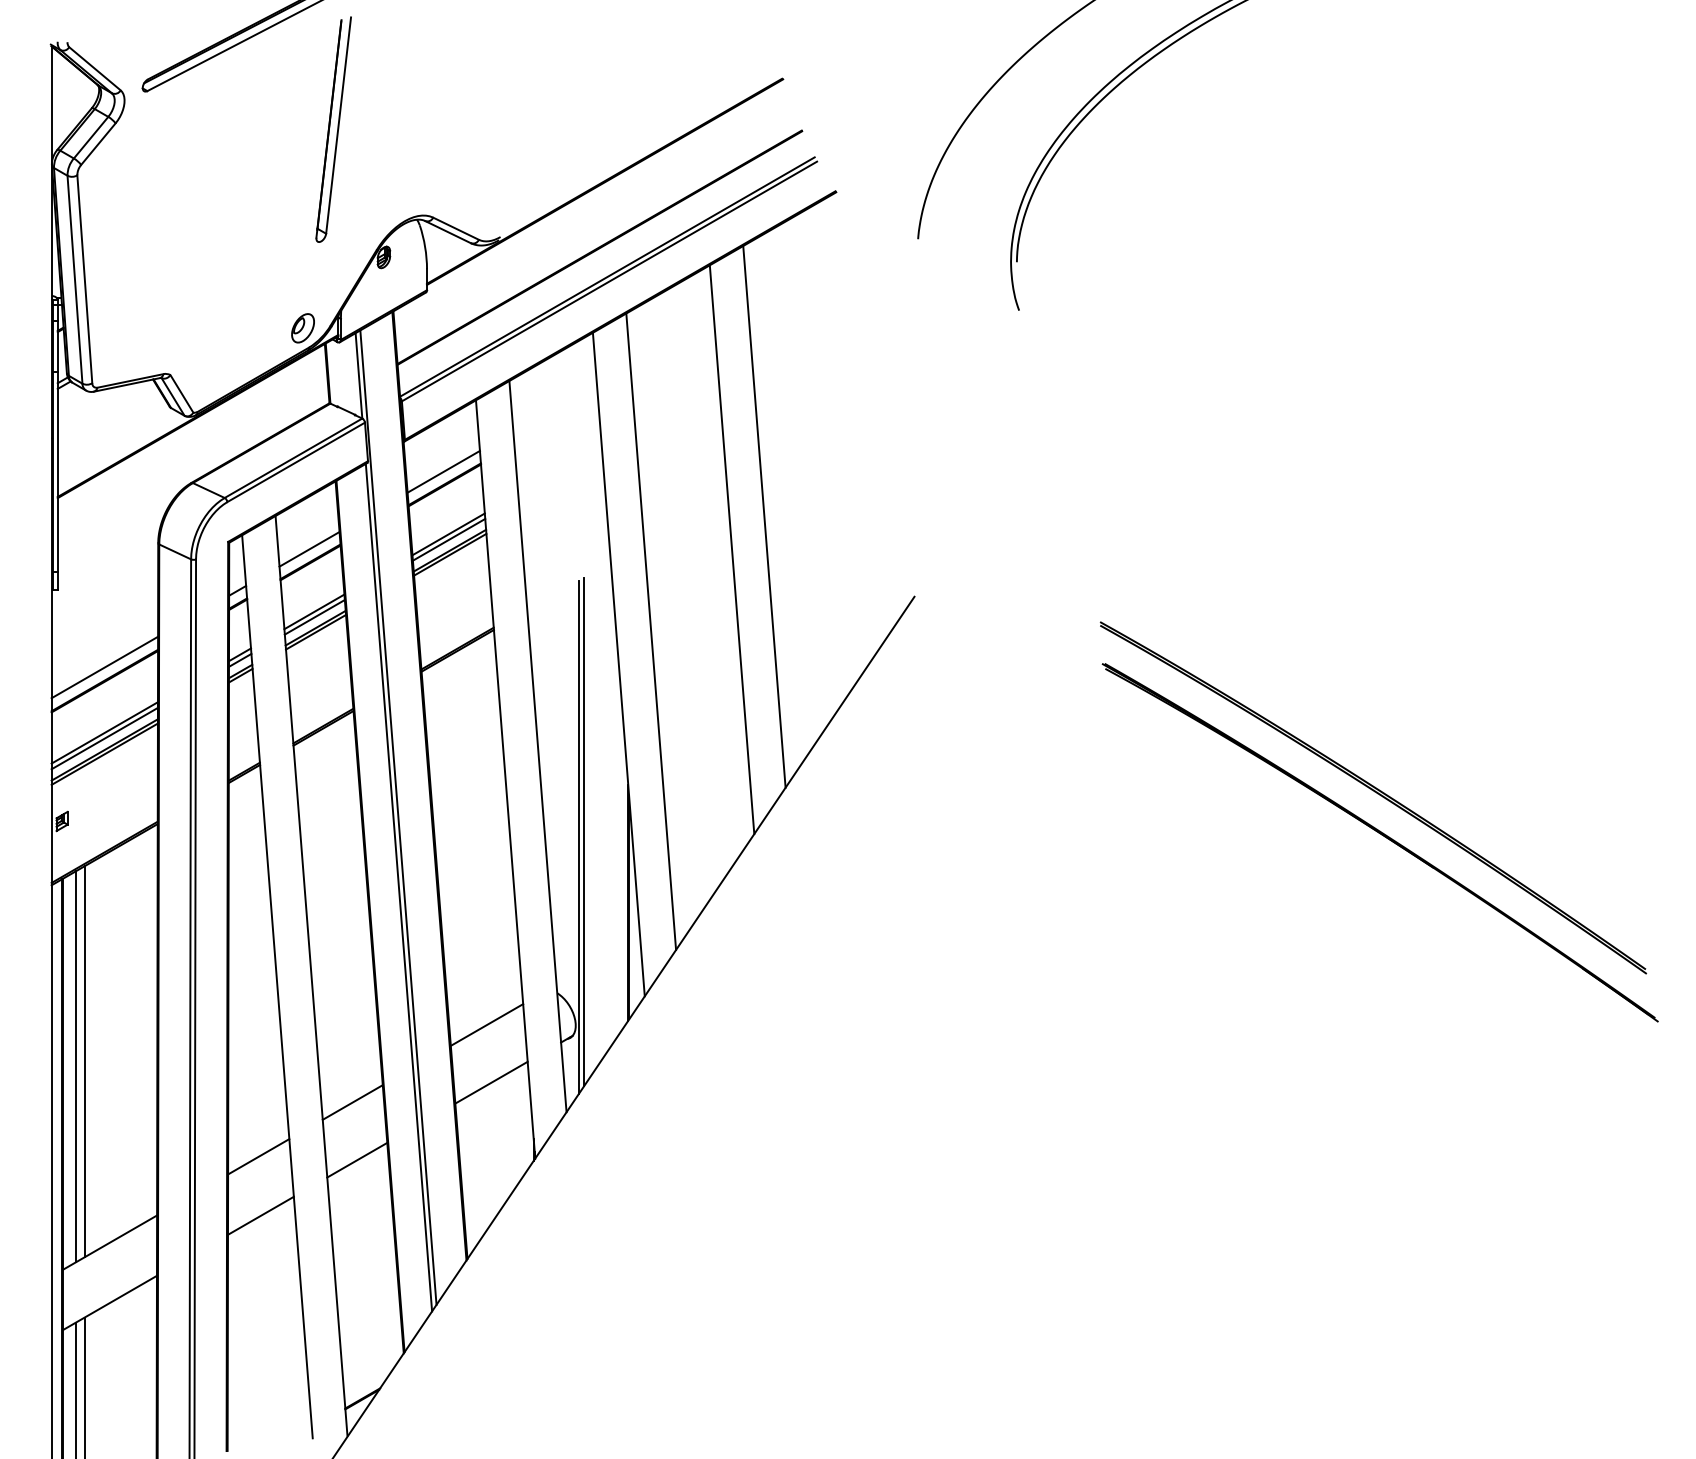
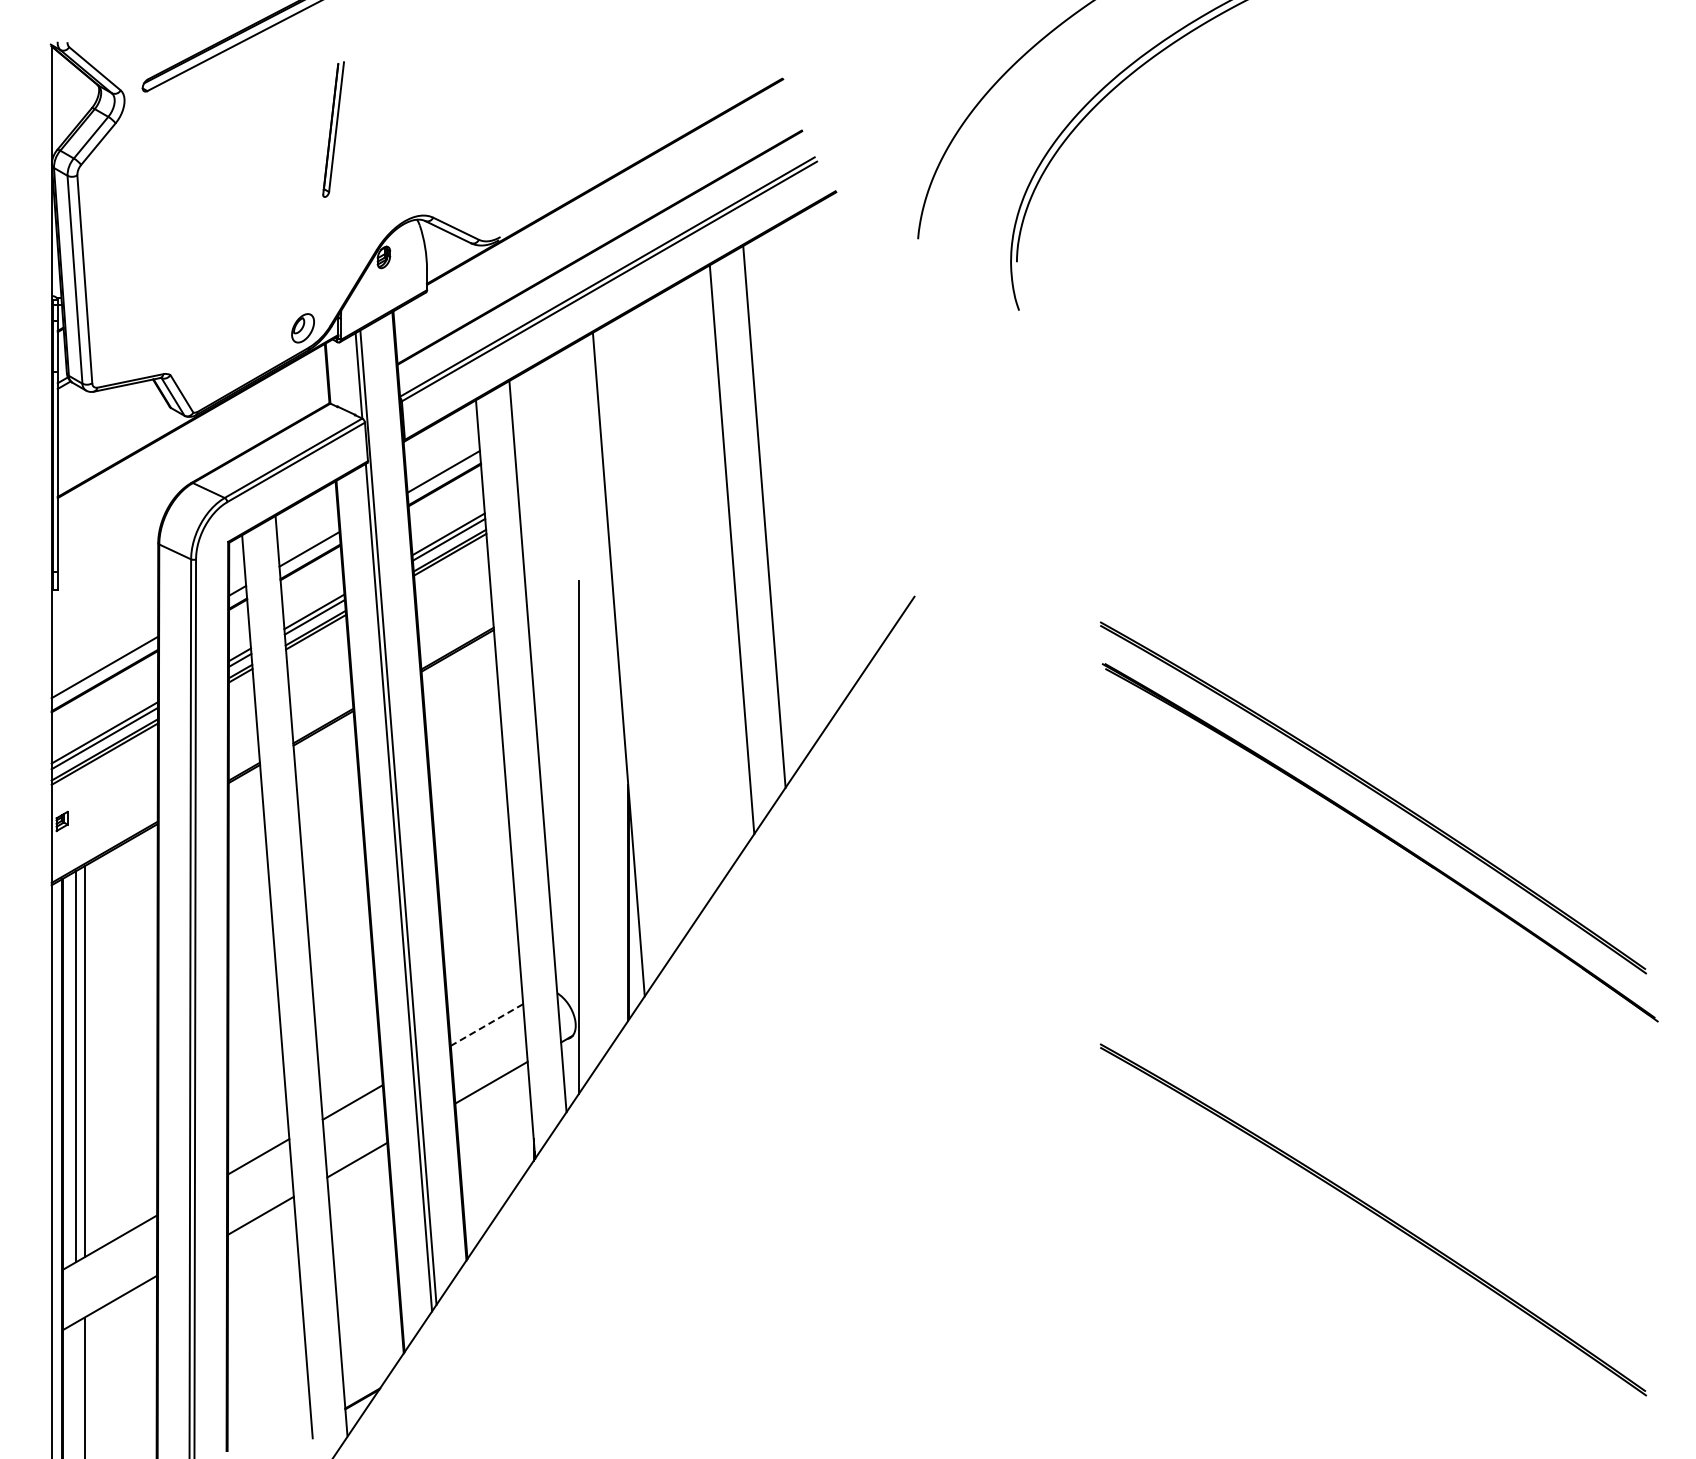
part size: 37x227 px -> 23x137 px (333, 129)
line: present -> none (651, 631)
line: present -> none (583, 832)
line: solid -> dashed (487, 1025)
part: none -> present (1372, 1219)
line: present -> none (76, 1388)
